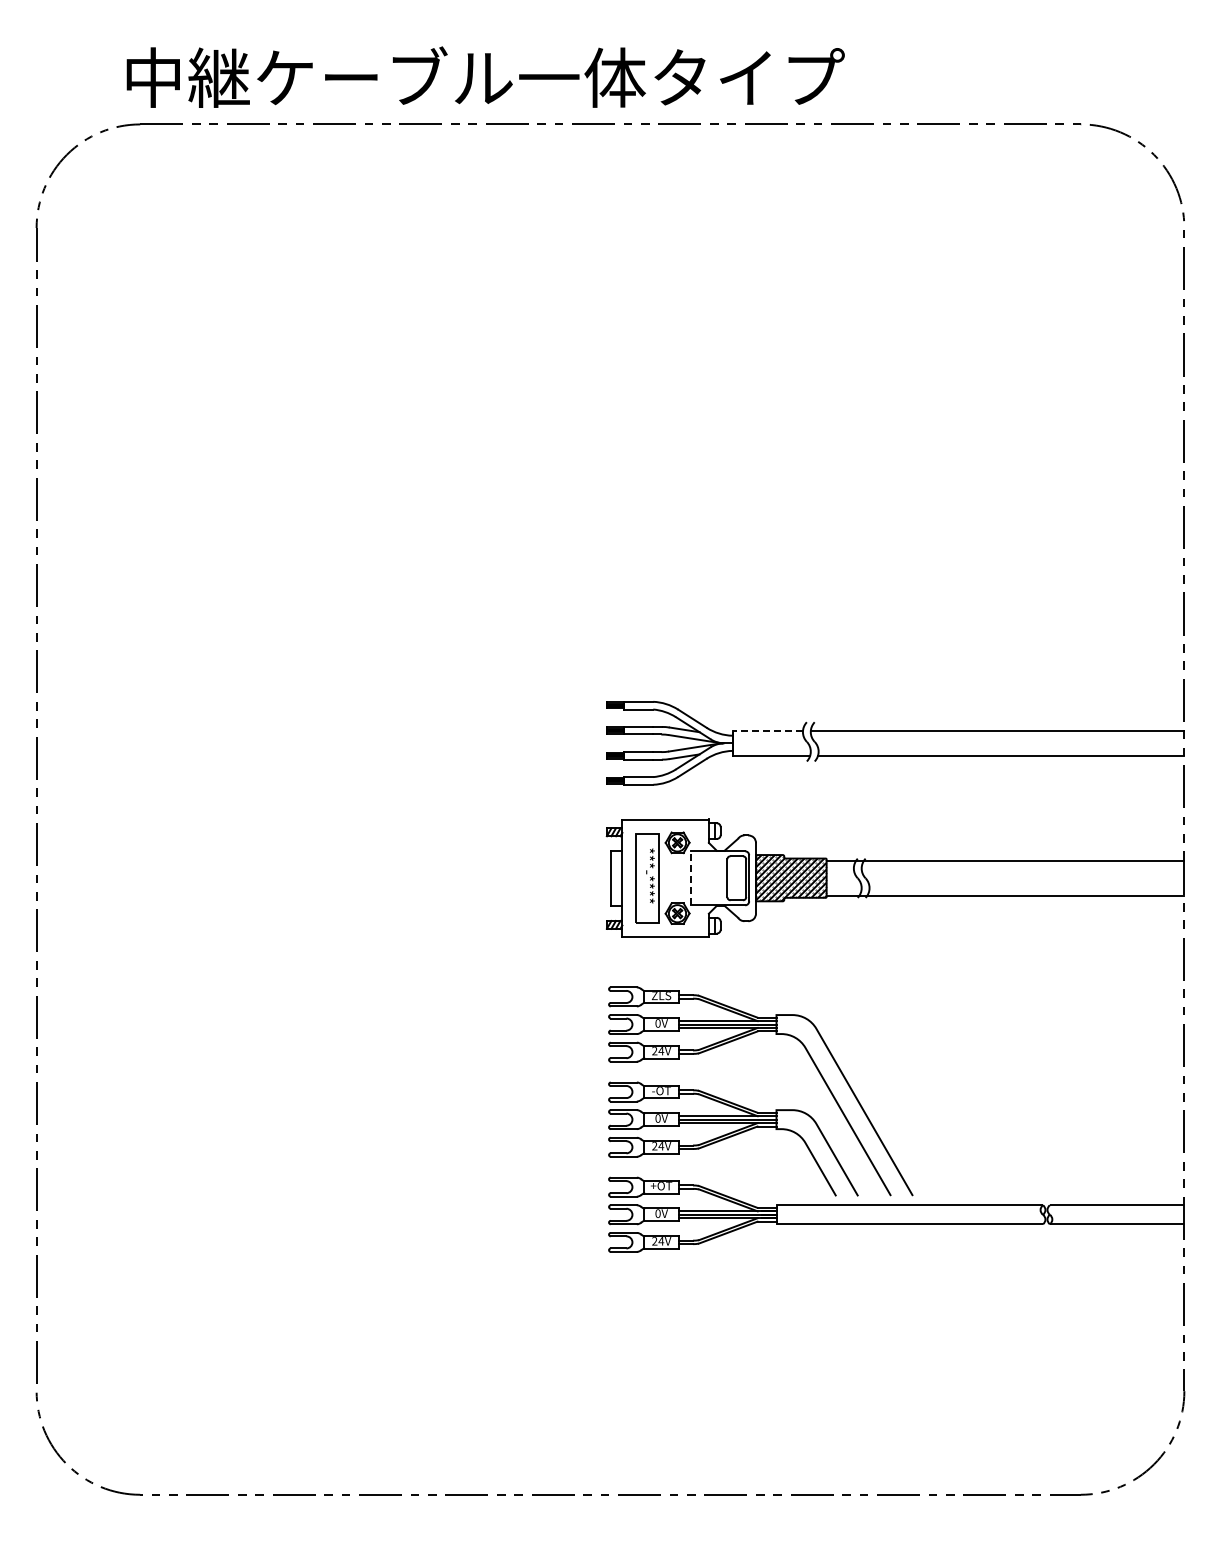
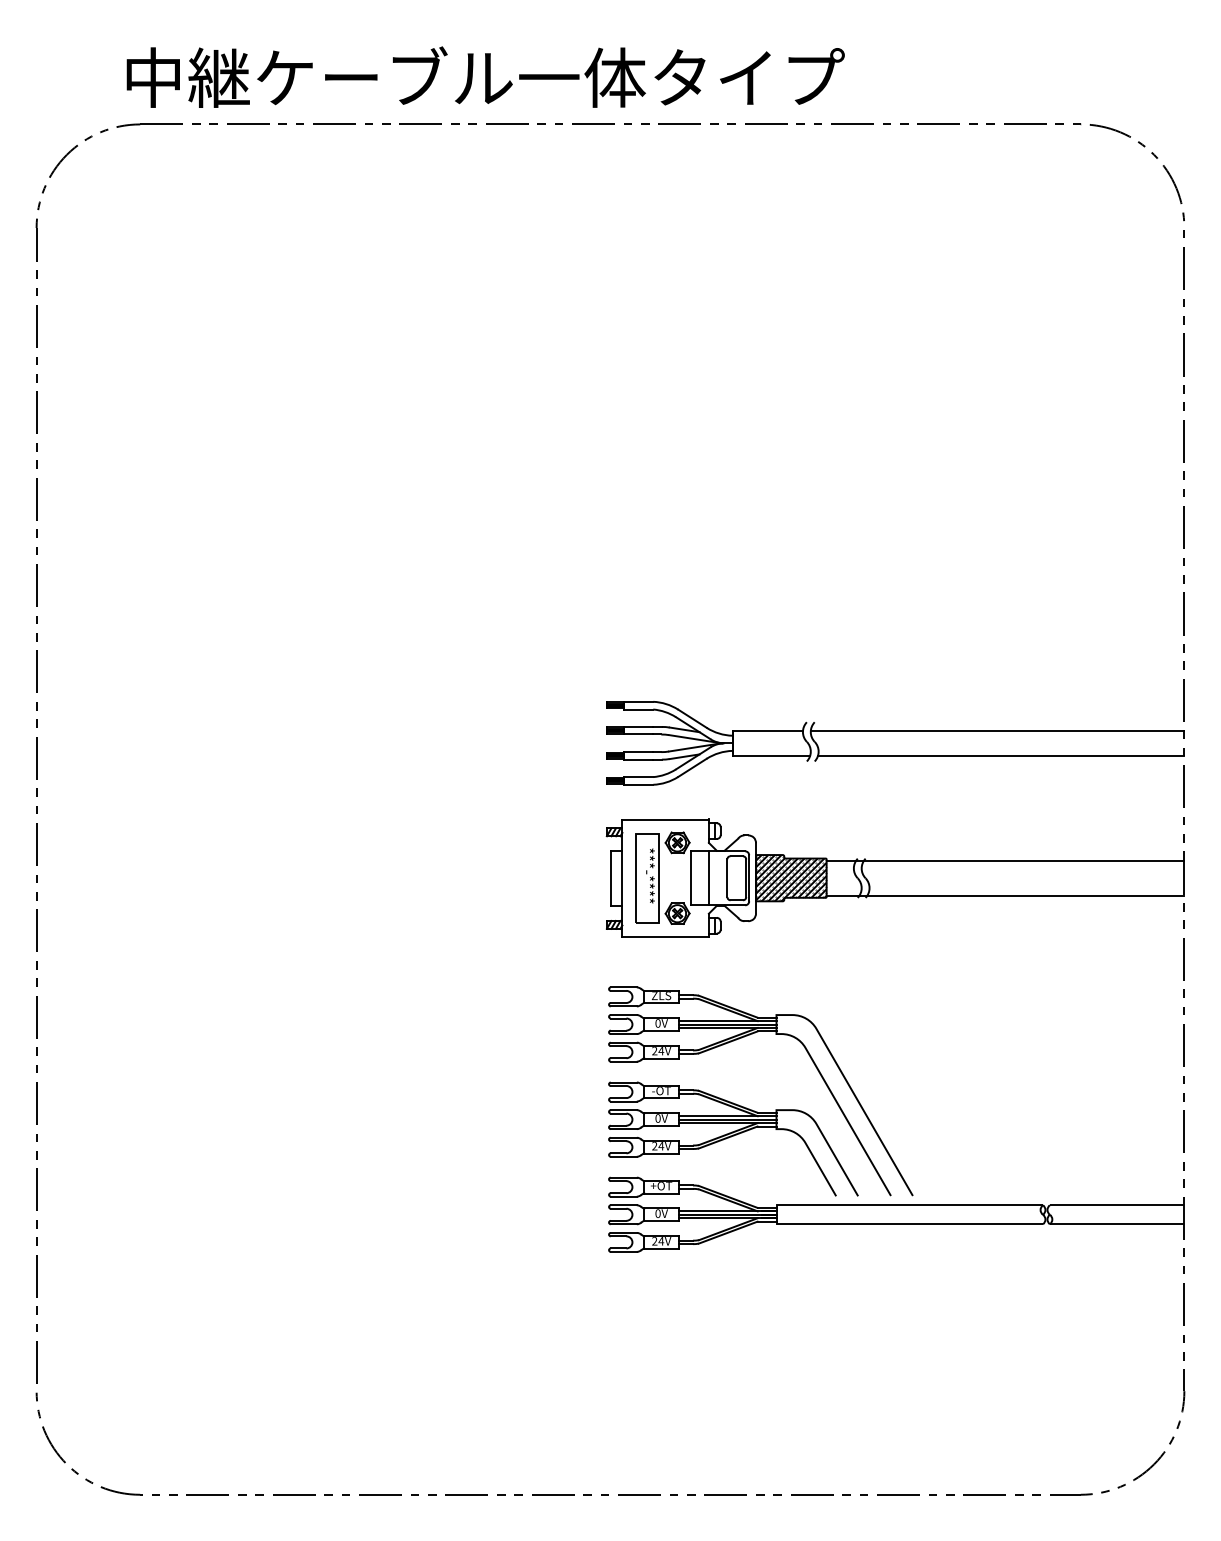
line: dashed -> solid (767, 731)
line: dashed -> solid (690, 878)
line: none -> present (709, 878)
